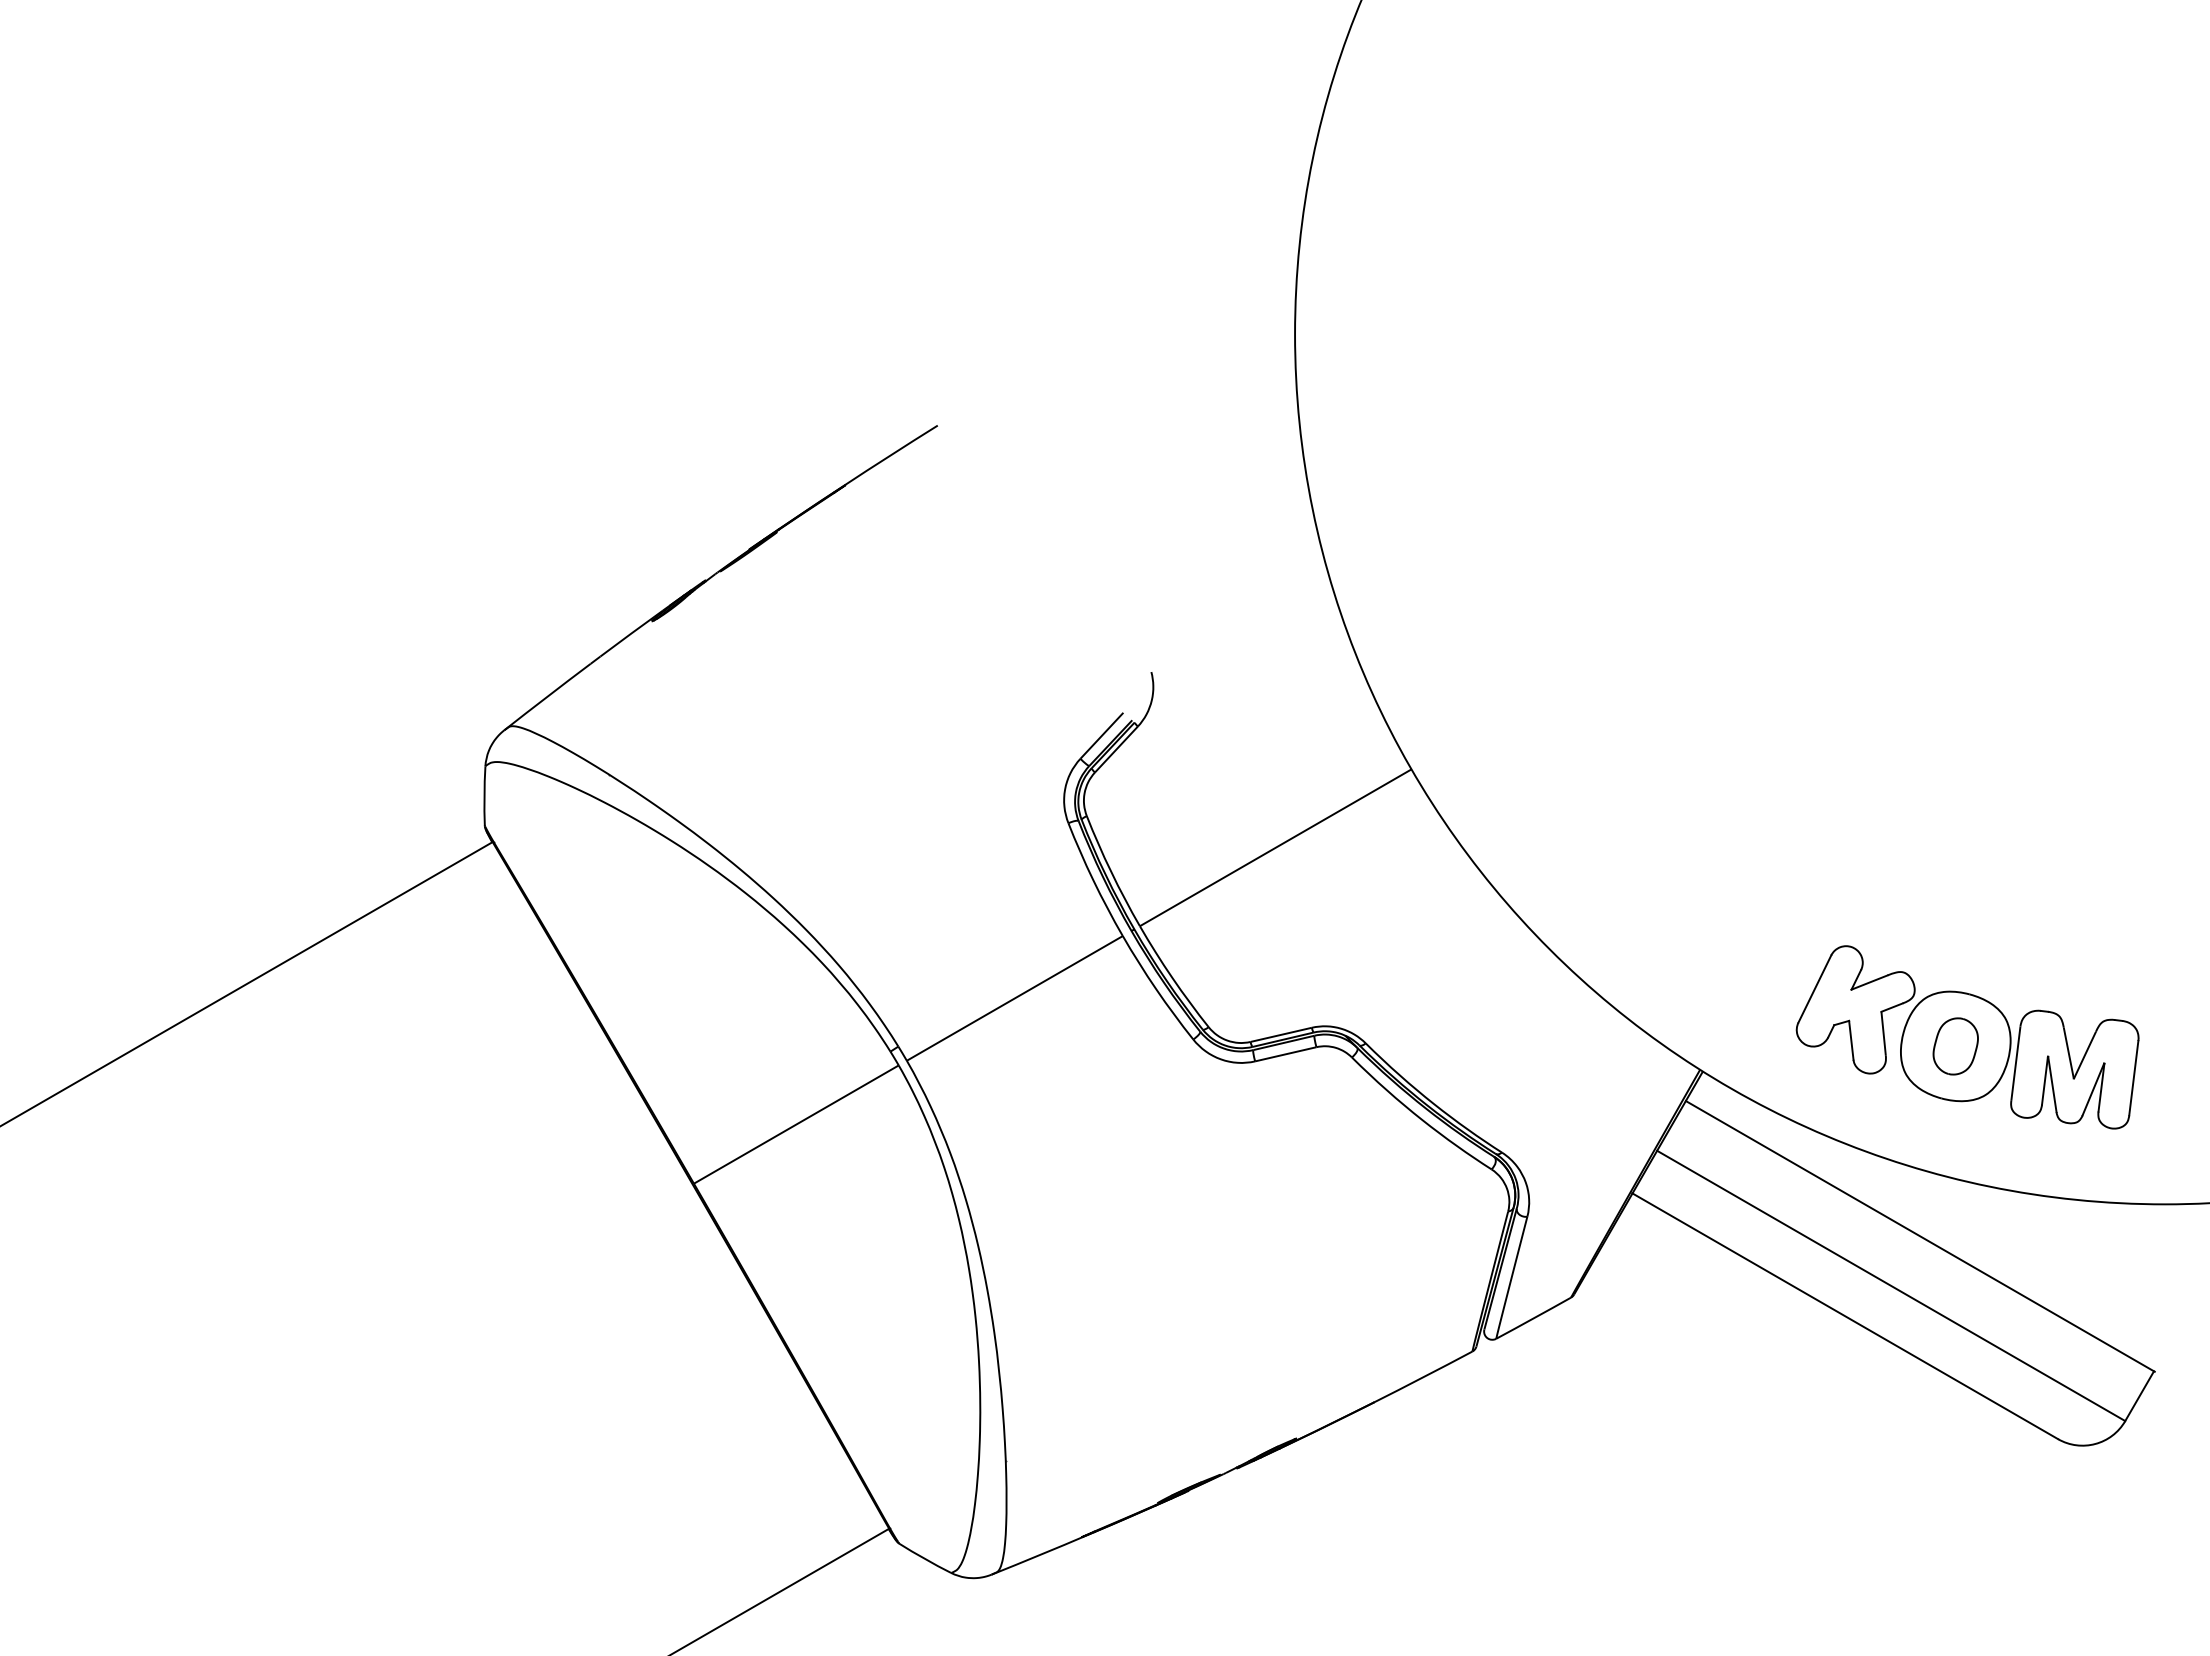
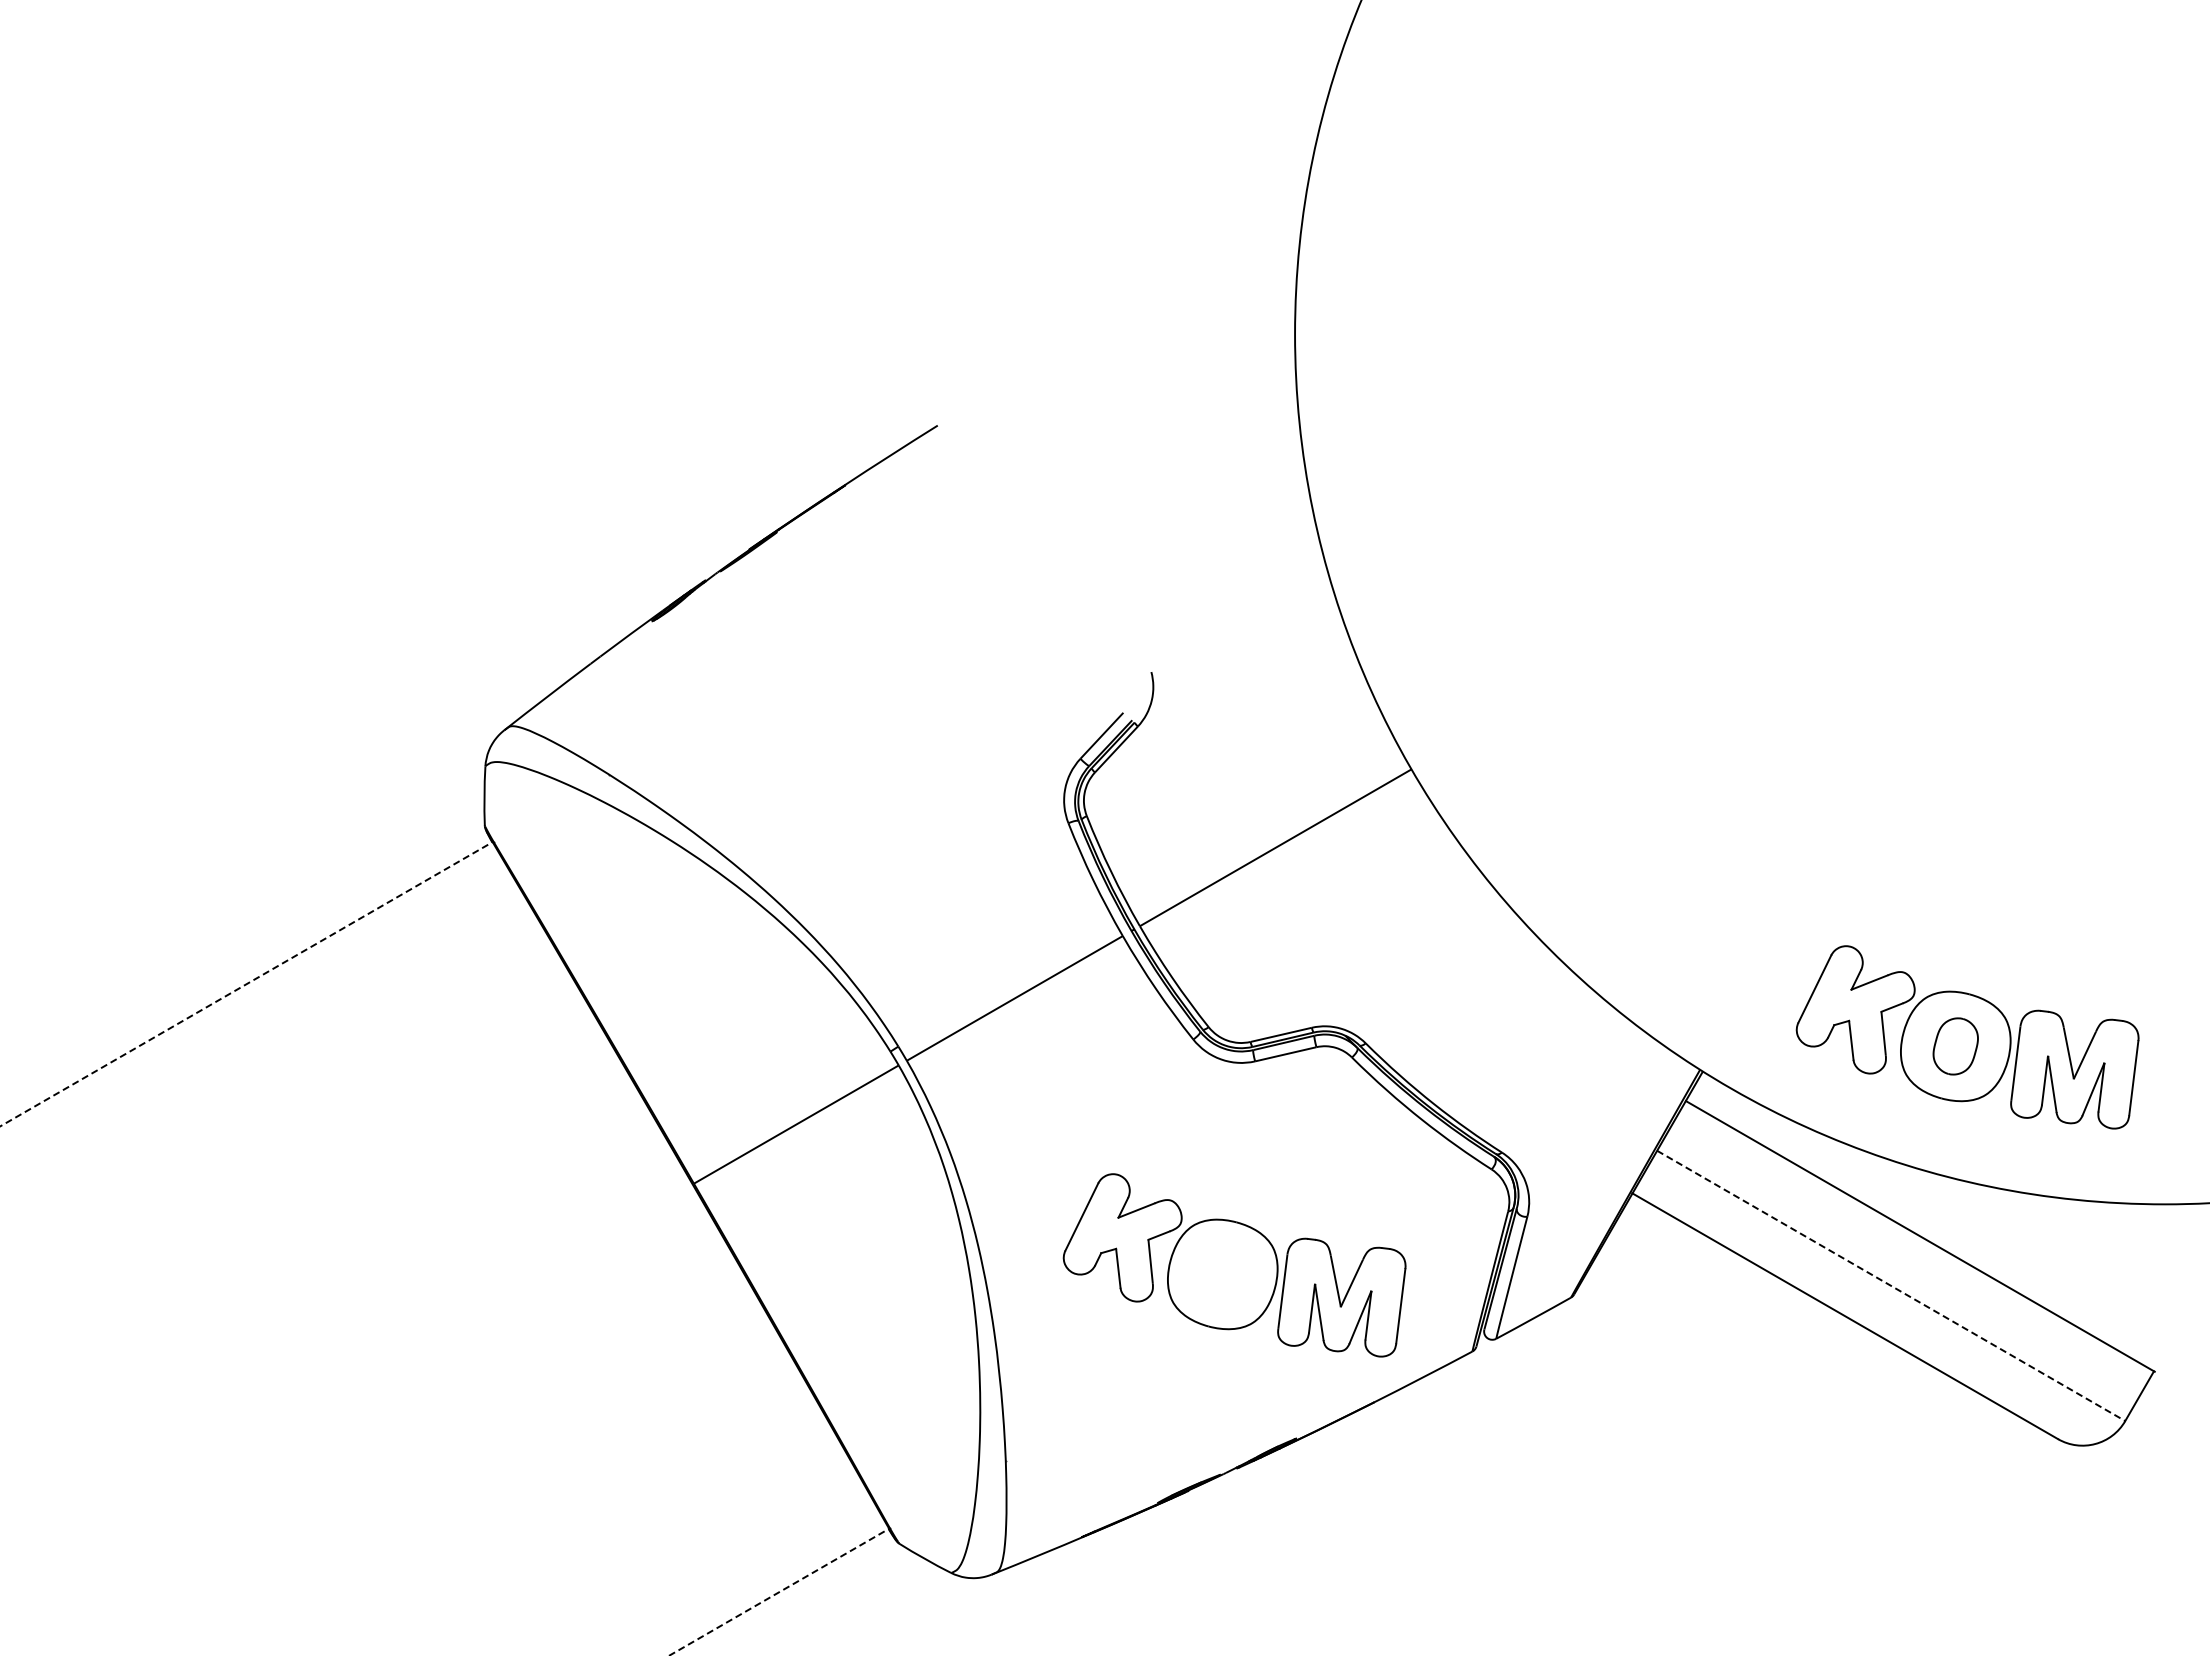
line: solid -> dashed (246, 984)
part: none -> present (1234, 1265)
line: solid -> dashed (1891, 1286)
line: solid -> dashed (779, 1592)
